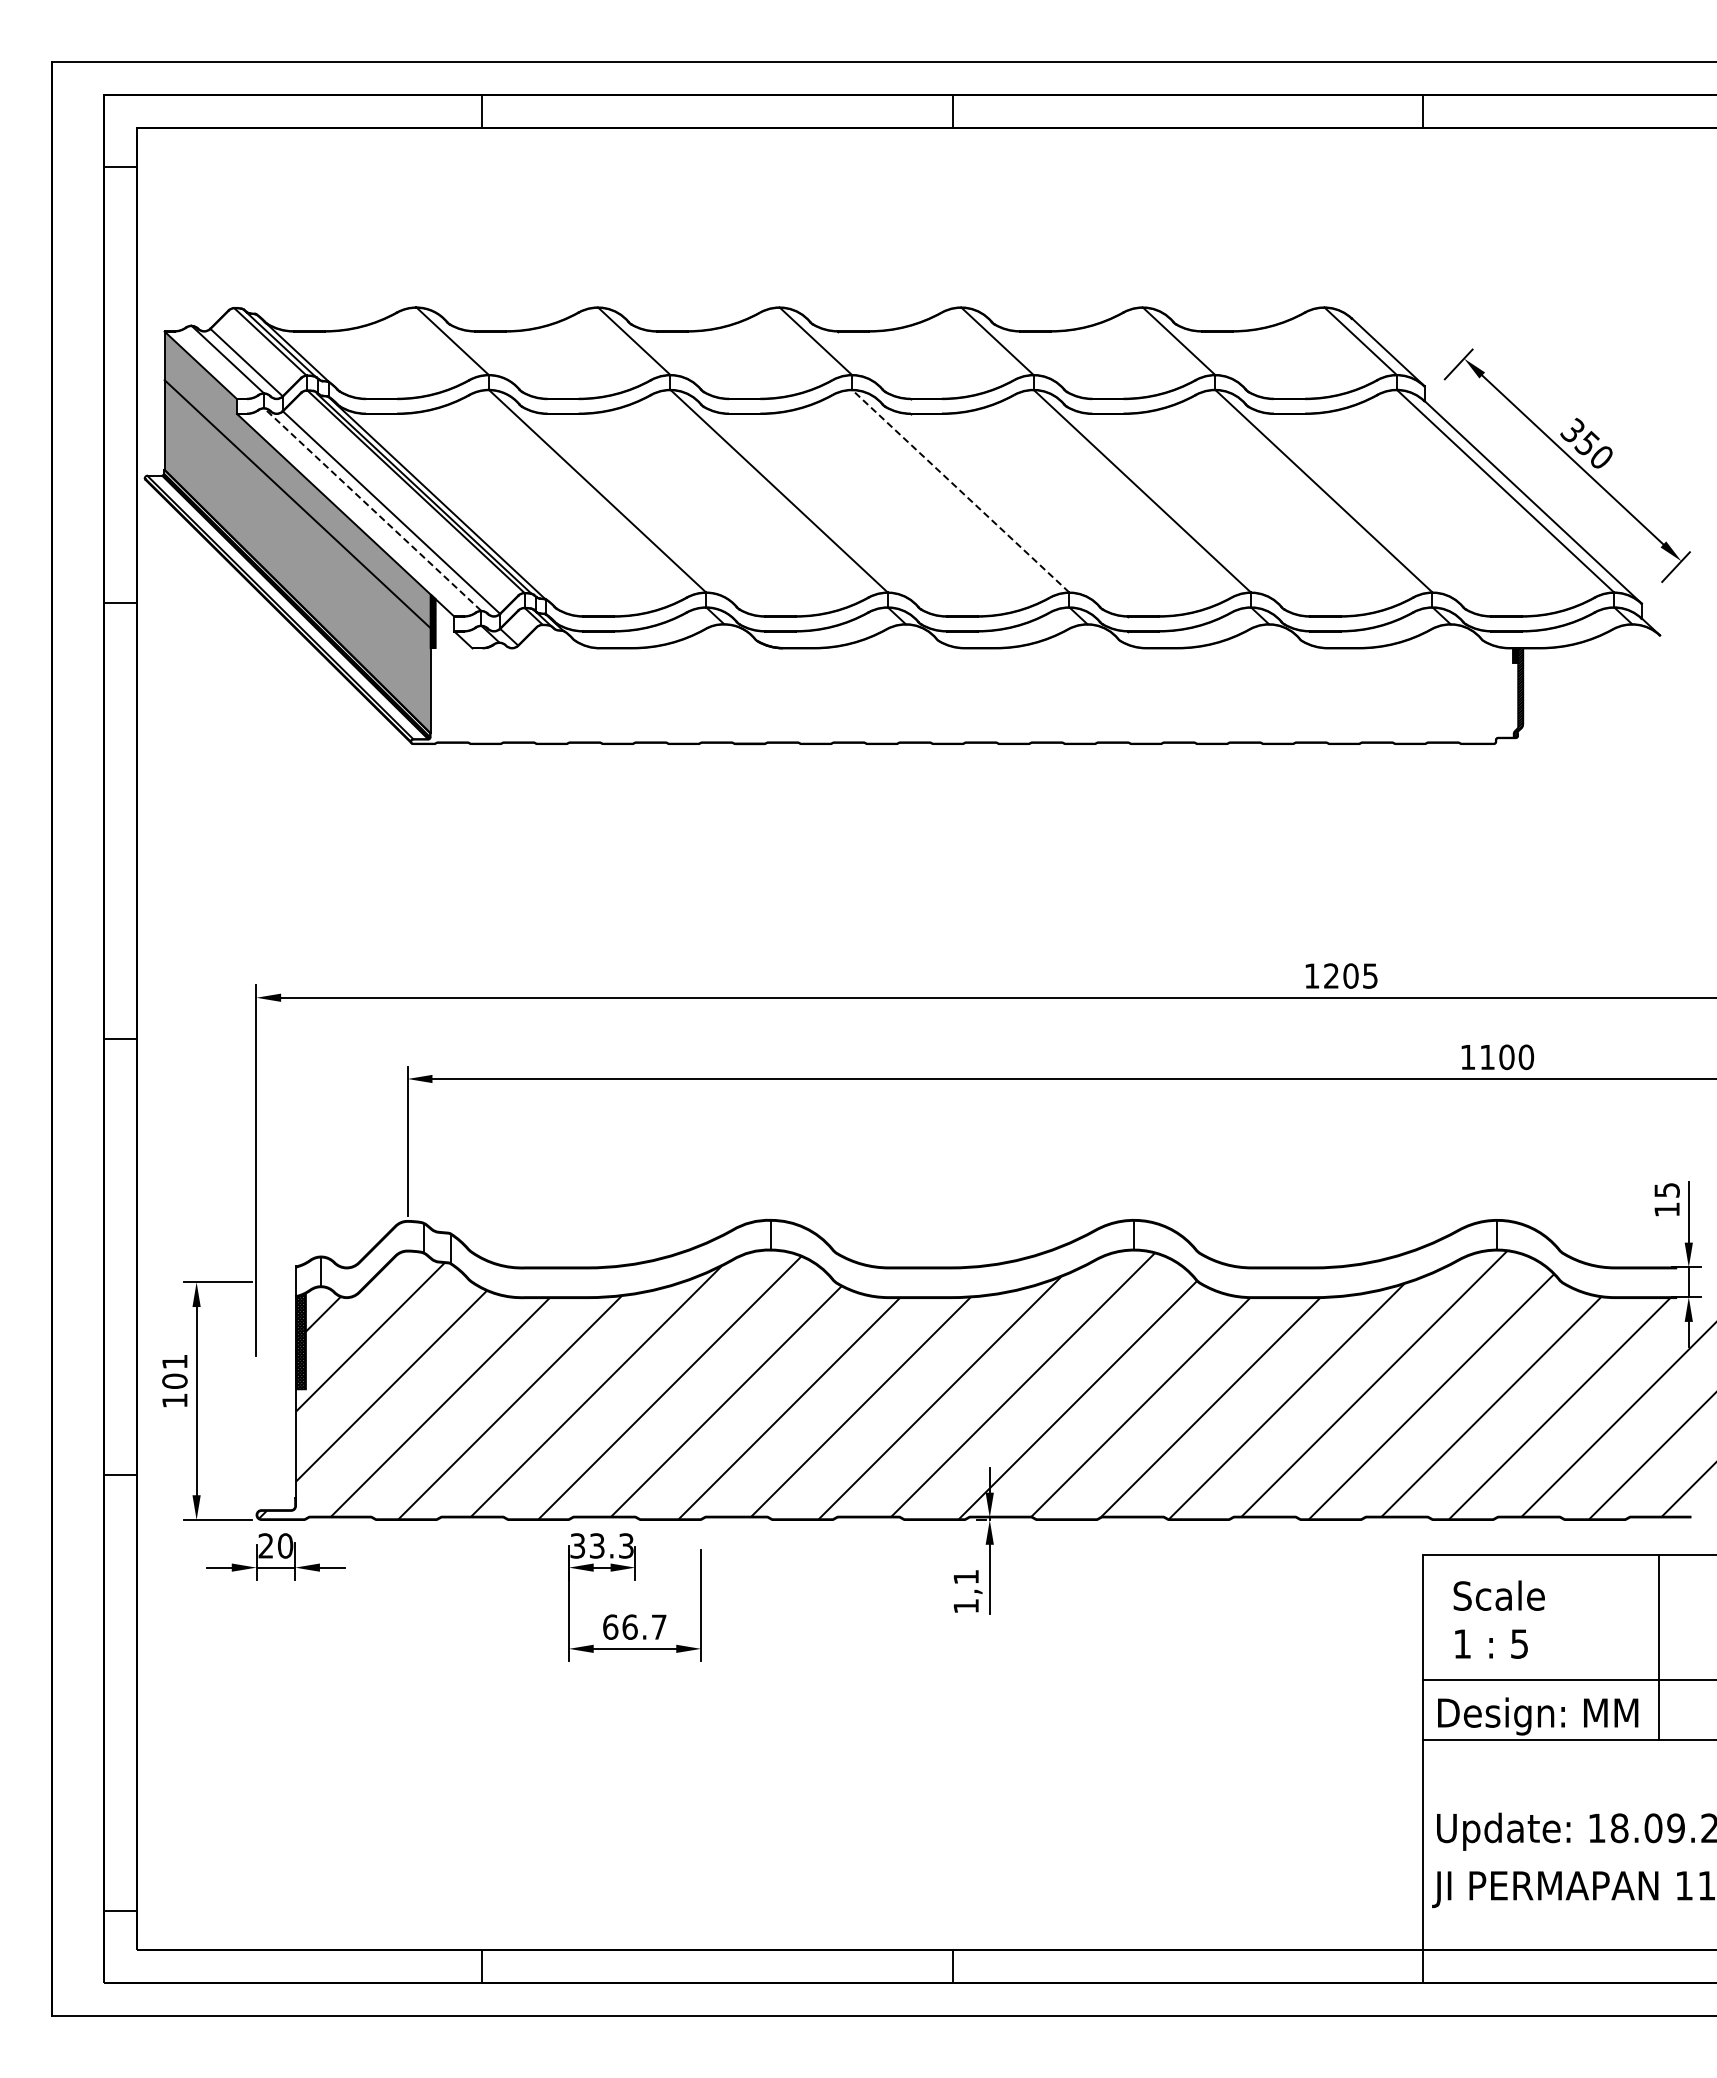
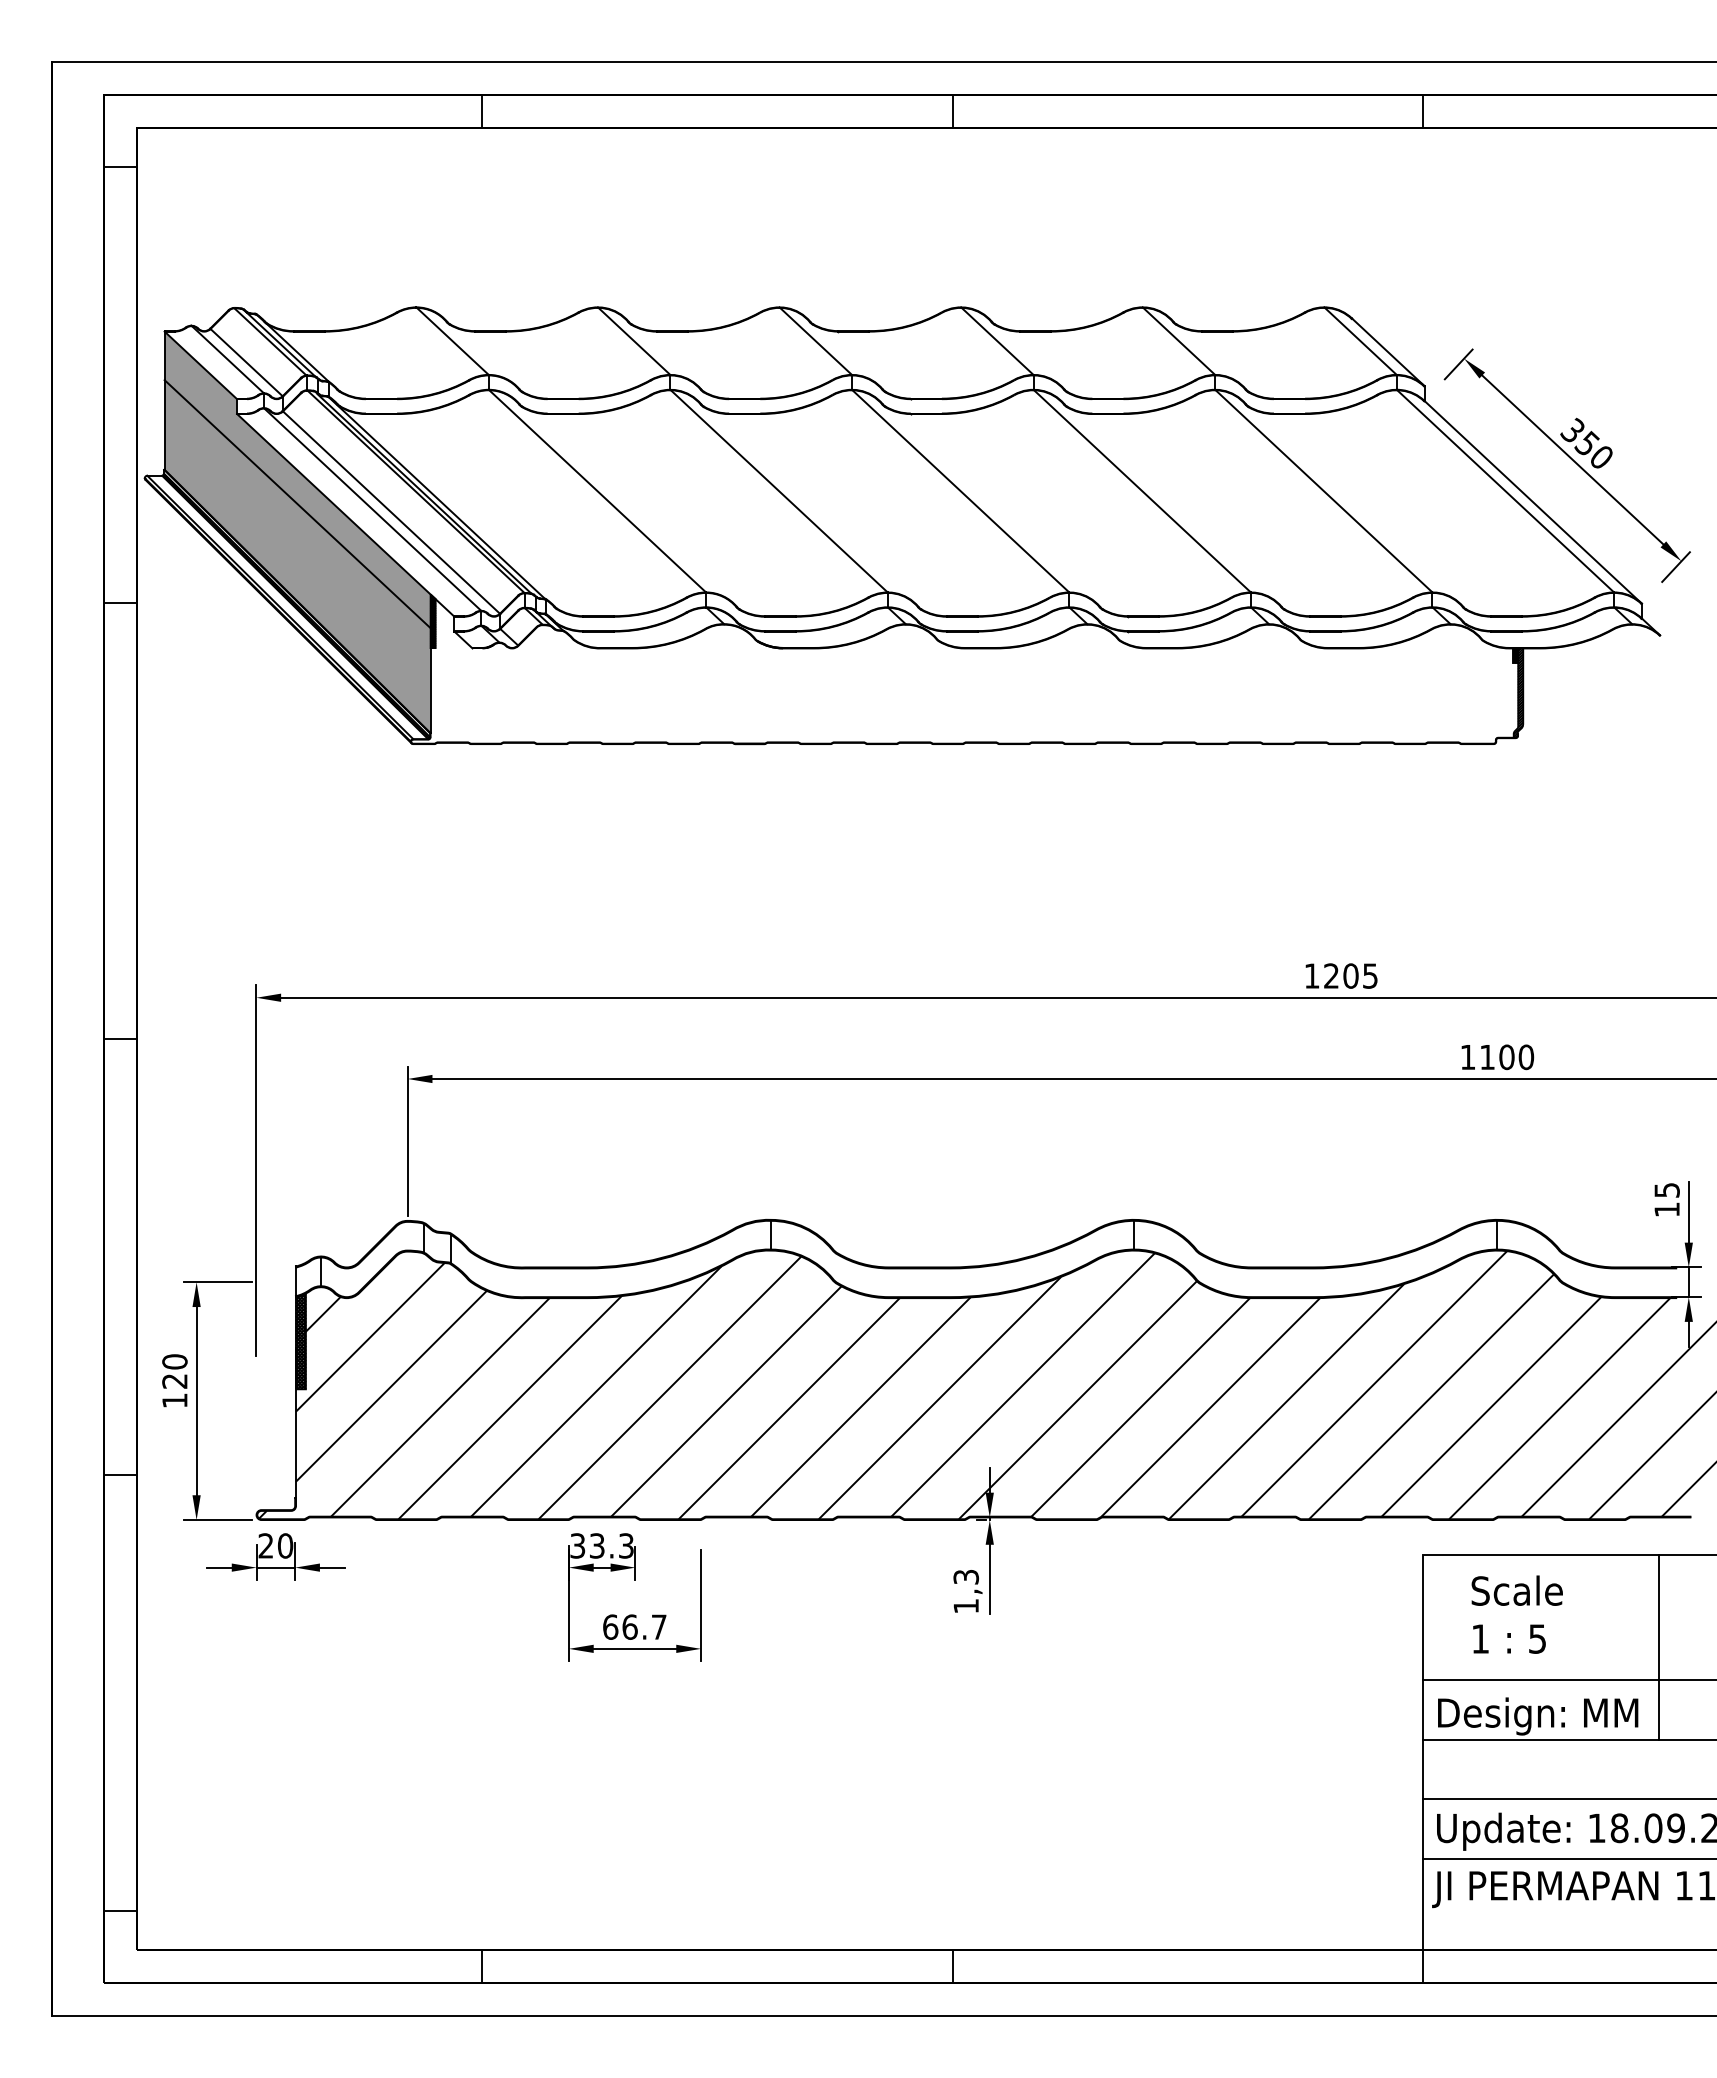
line: dashed -> solid (960, 491)
line: dashed -> solid (372, 509)
text: 101 -> 120 (174, 1371)
text: 1,1 -> 1,3 (966, 1576)
text position: (1498, 1619) -> (1516, 1614) (1516, 1614)
line: none -> present (1568, 1799)
line: none -> present (1568, 1858)
